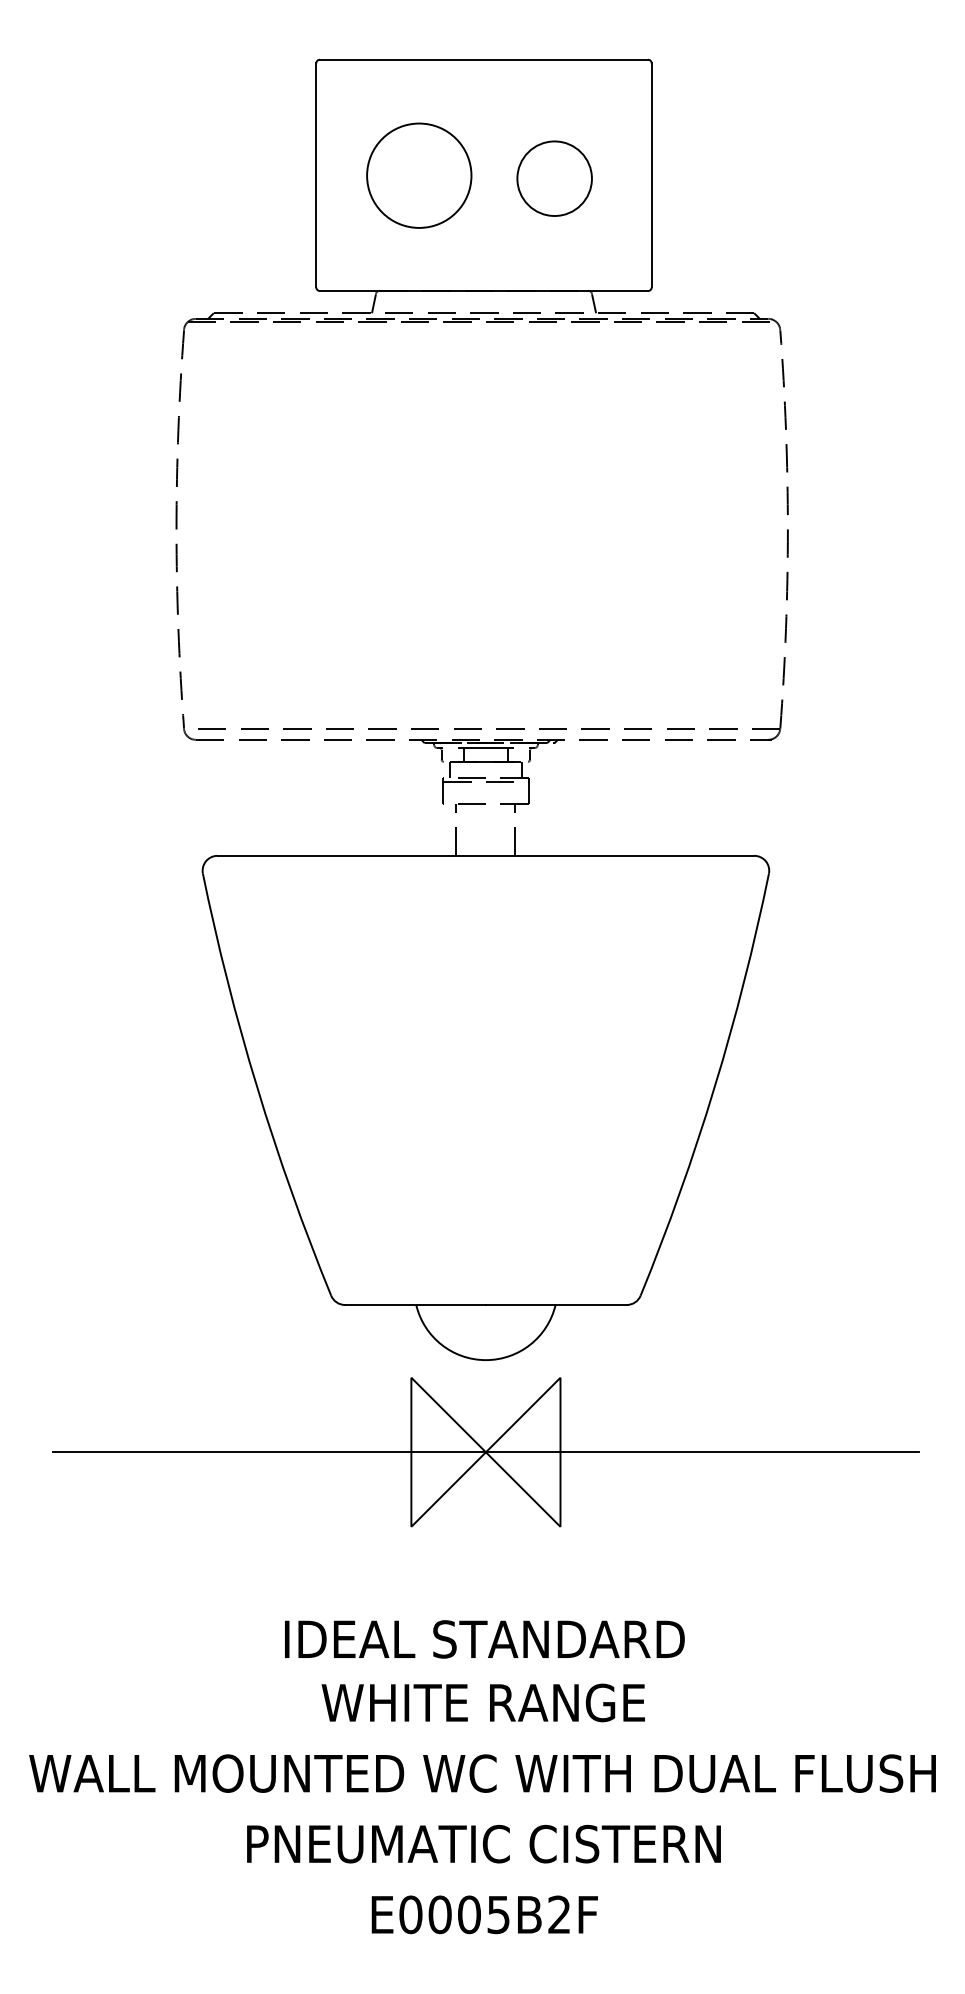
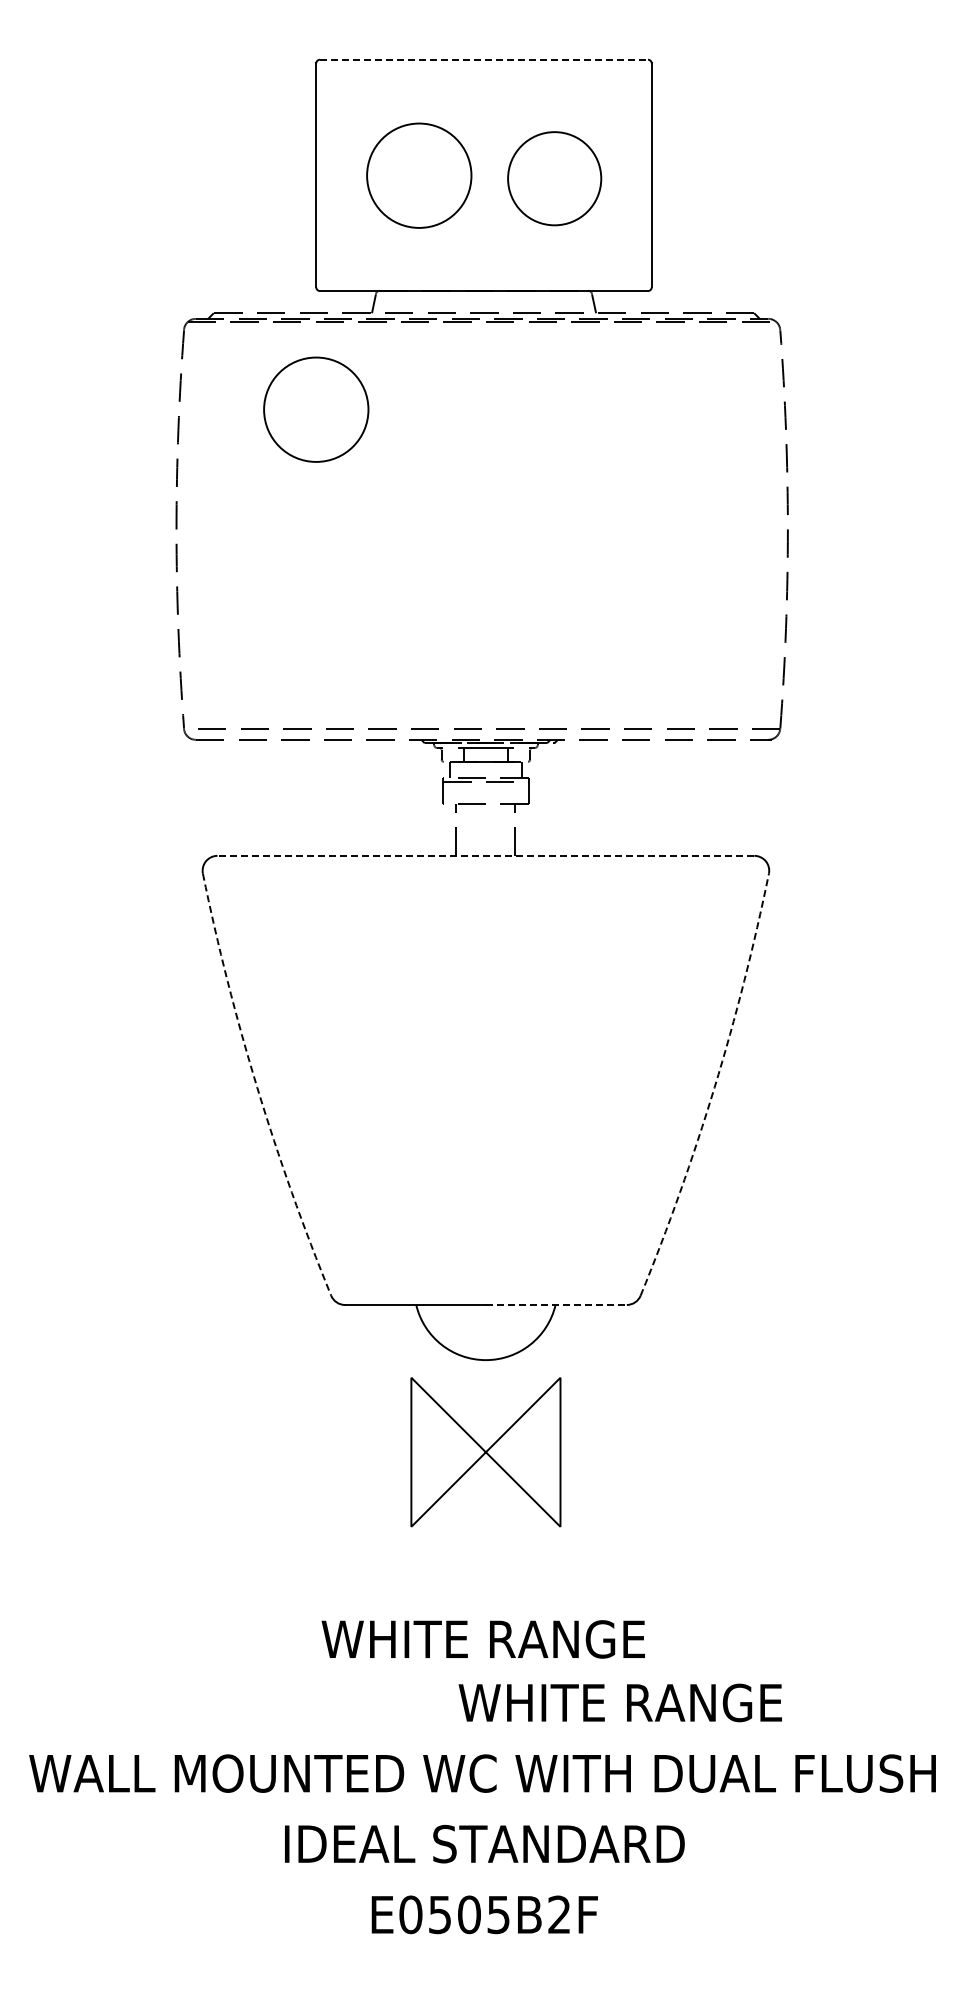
line: solid -> dashed (484, 59)
circle diameter: 75 px -> 93 px (554, 178)
circle: none -> present (316, 409)
line: solid -> dashed (485, 855)
arc: solid -> dashed (257, 1087)
arc: solid -> dashed (714, 1087)
line: solid -> dashed (556, 1304)
line: present -> none (485, 1452)
text: IDEAL STANDARD -> WHITE RANGE (484, 1639)
text position: (482, 1702) -> (619, 1702) (619, 1702)
text: PNEUMATIC CISTERN -> IDEAL STANDARD (483, 1843)
text: E0005B2F -> E0505B2F (439, 1914)
